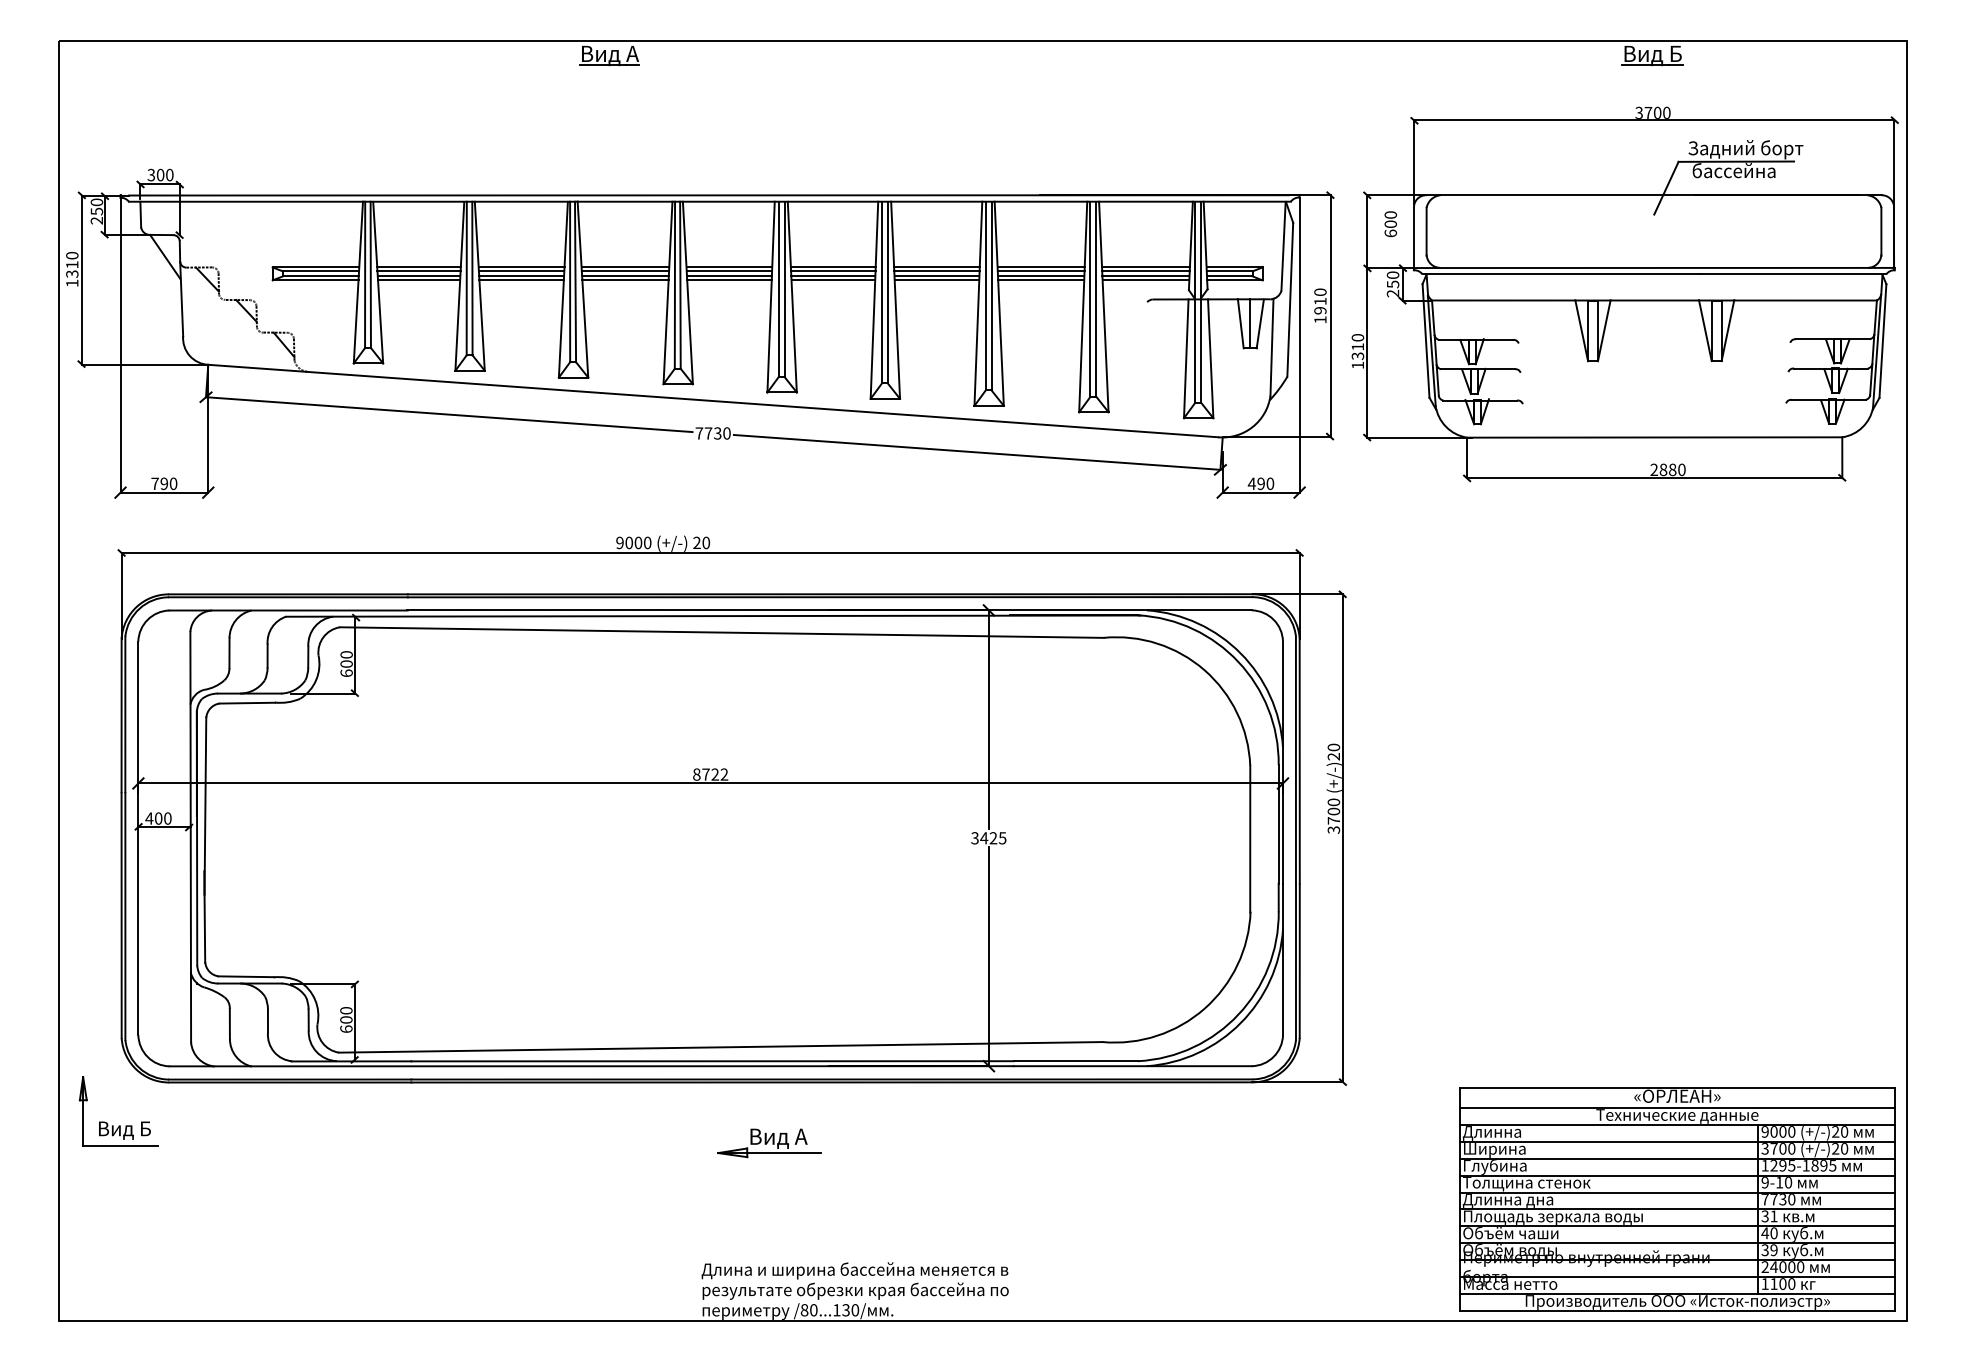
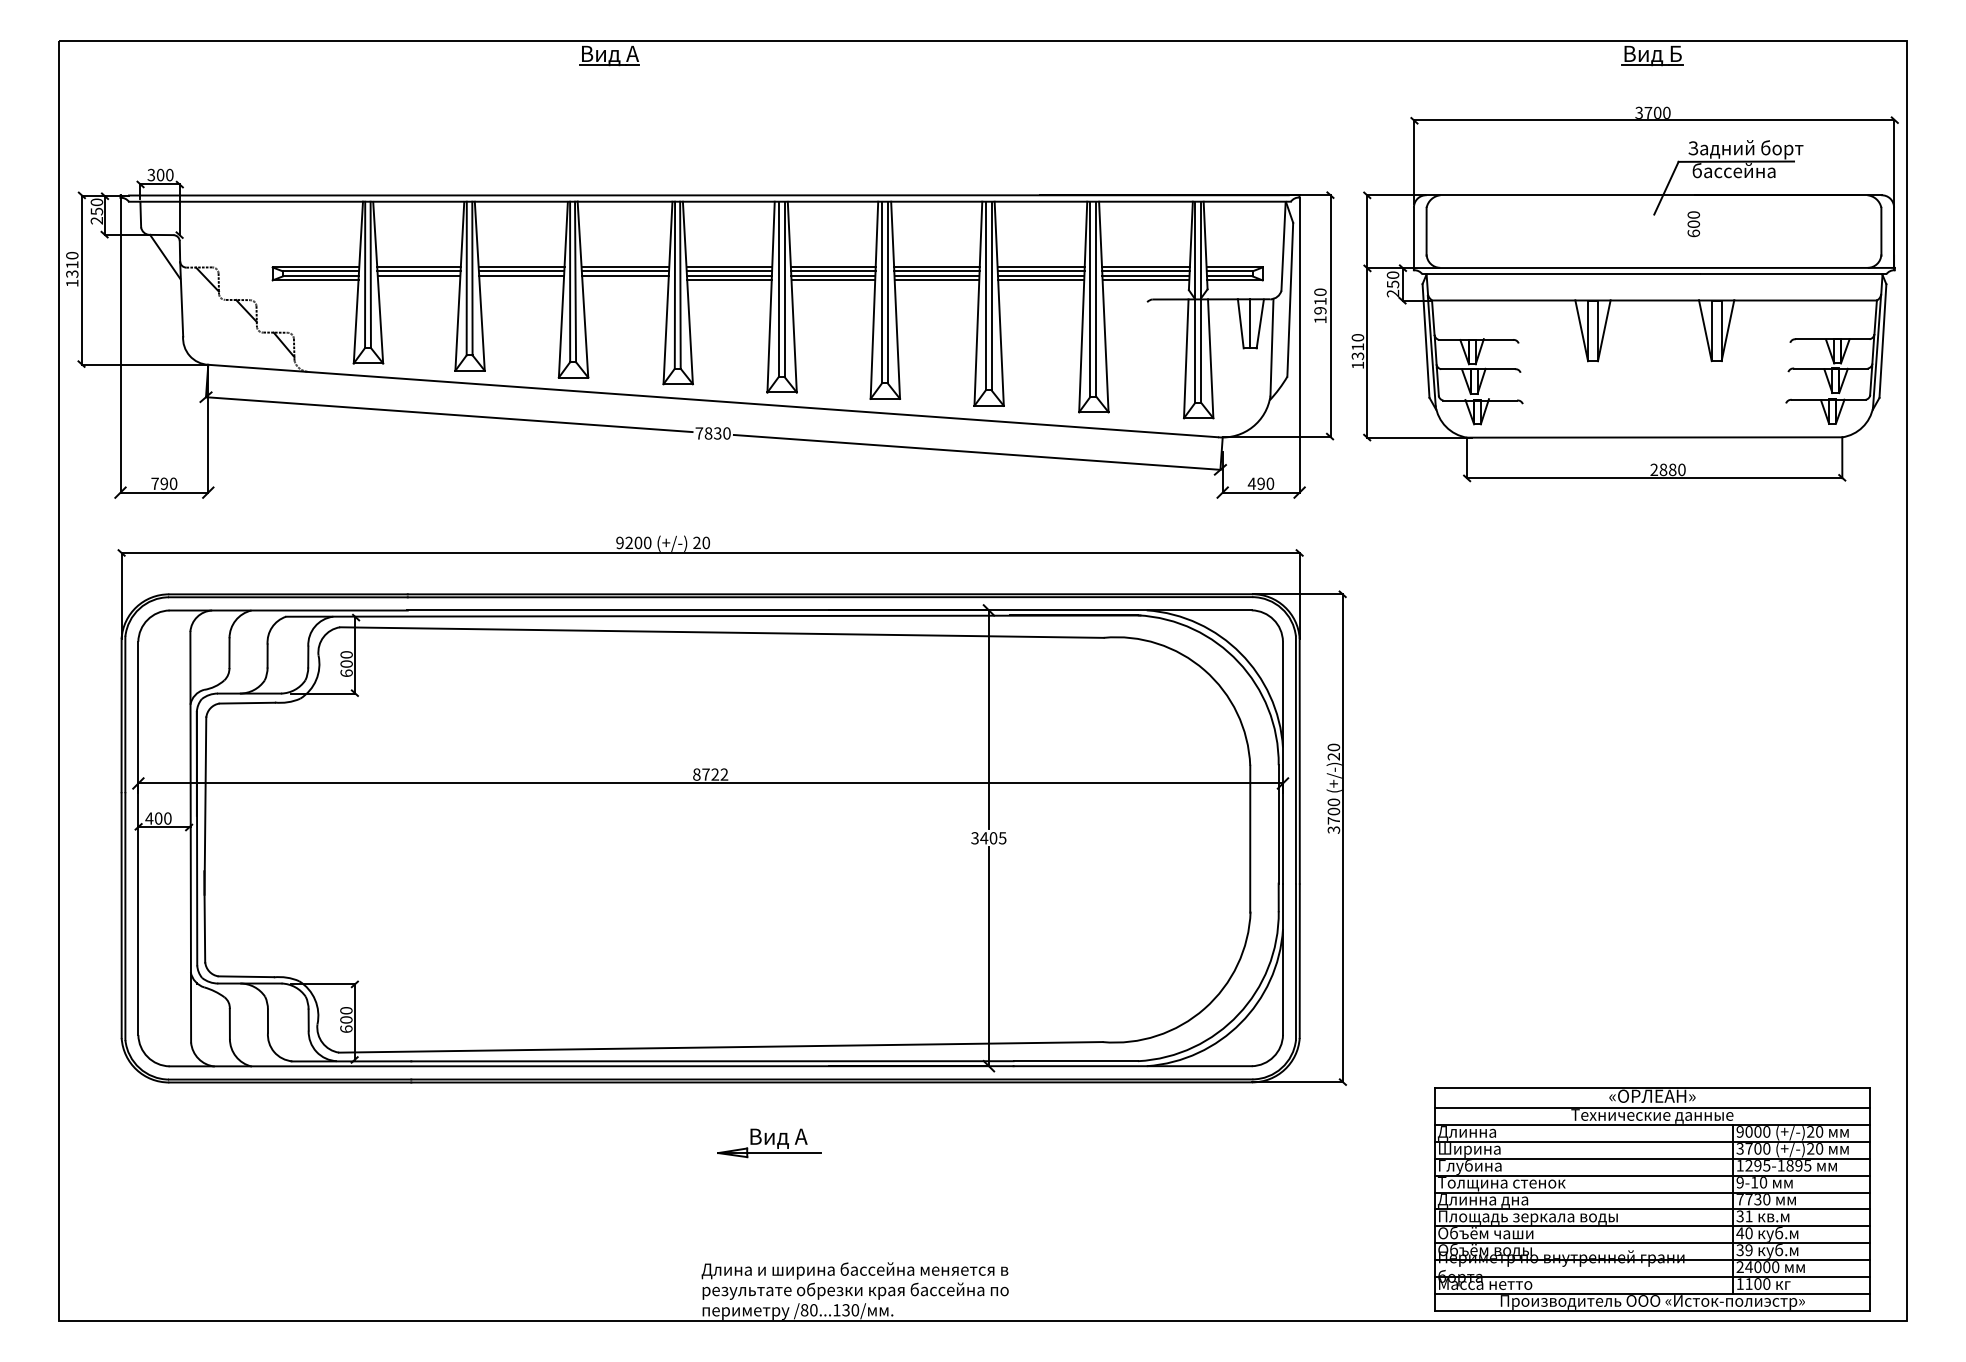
text position: (1390, 224) -> (1693, 224) (1693, 224)
line: present -> none (419, 280)
line: present -> none (521, 280)
line: present -> none (625, 280)
text: 7730 -> 7830 (708, 433)
text: 9000 -> 9200 (628, 542)
text: 3425 -> 3405 (993, 838)
part: present -> none (119, 1125)
part position: (1677, 1199) -> (1652, 1199) (1652, 1199)
